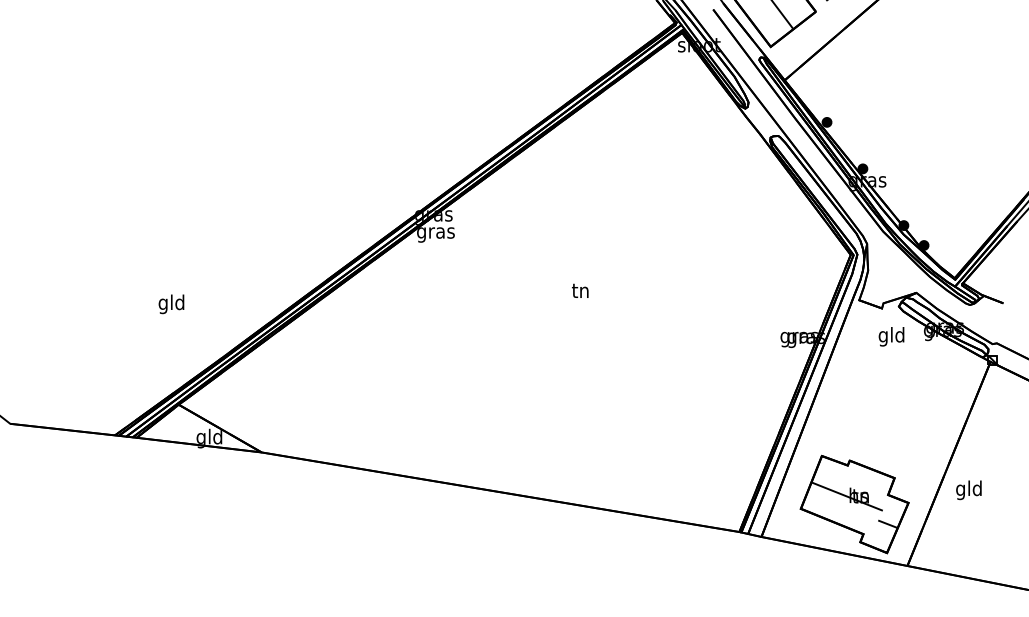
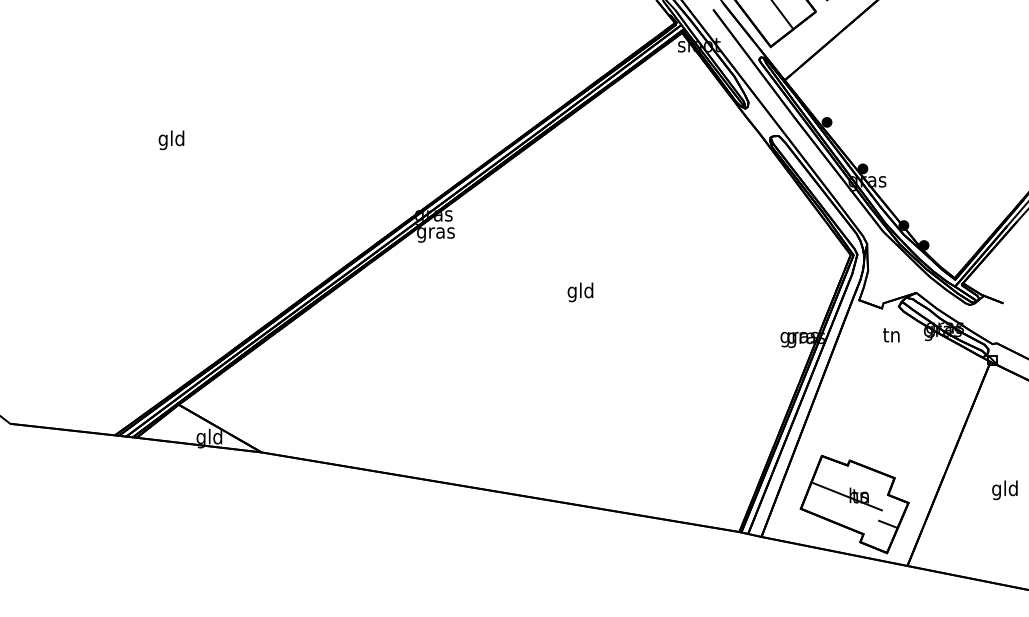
text: tn -> gld (580, 292)
text position: (171, 304) -> (171, 140) (171, 140)
text: gld -> tn (891, 336)
text position: (968, 490) -> (1004, 490) (1004, 490)
